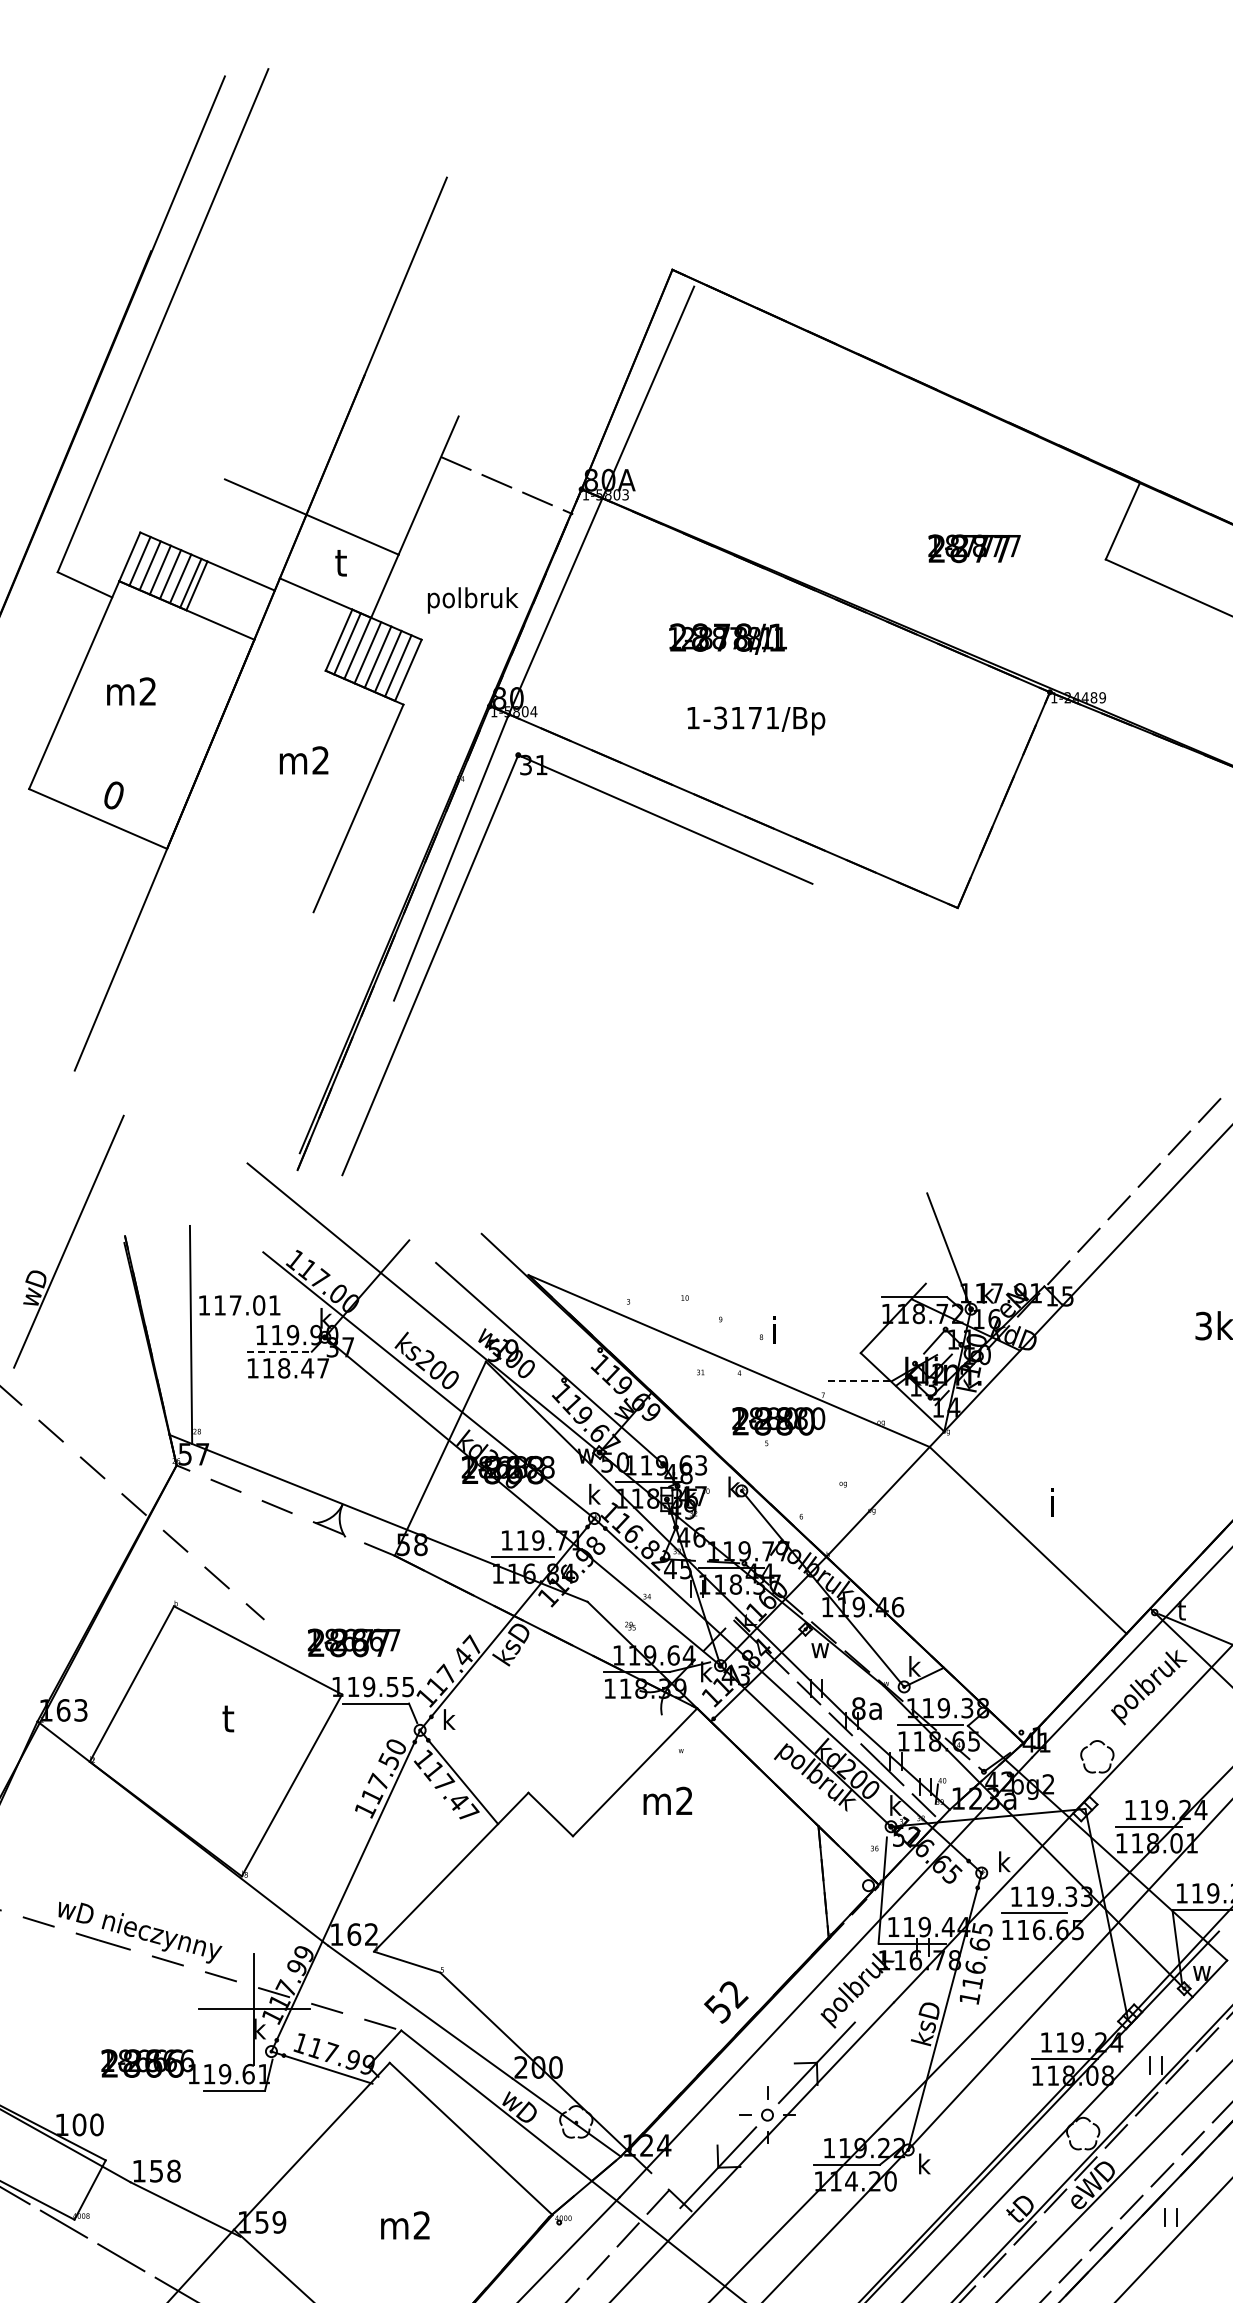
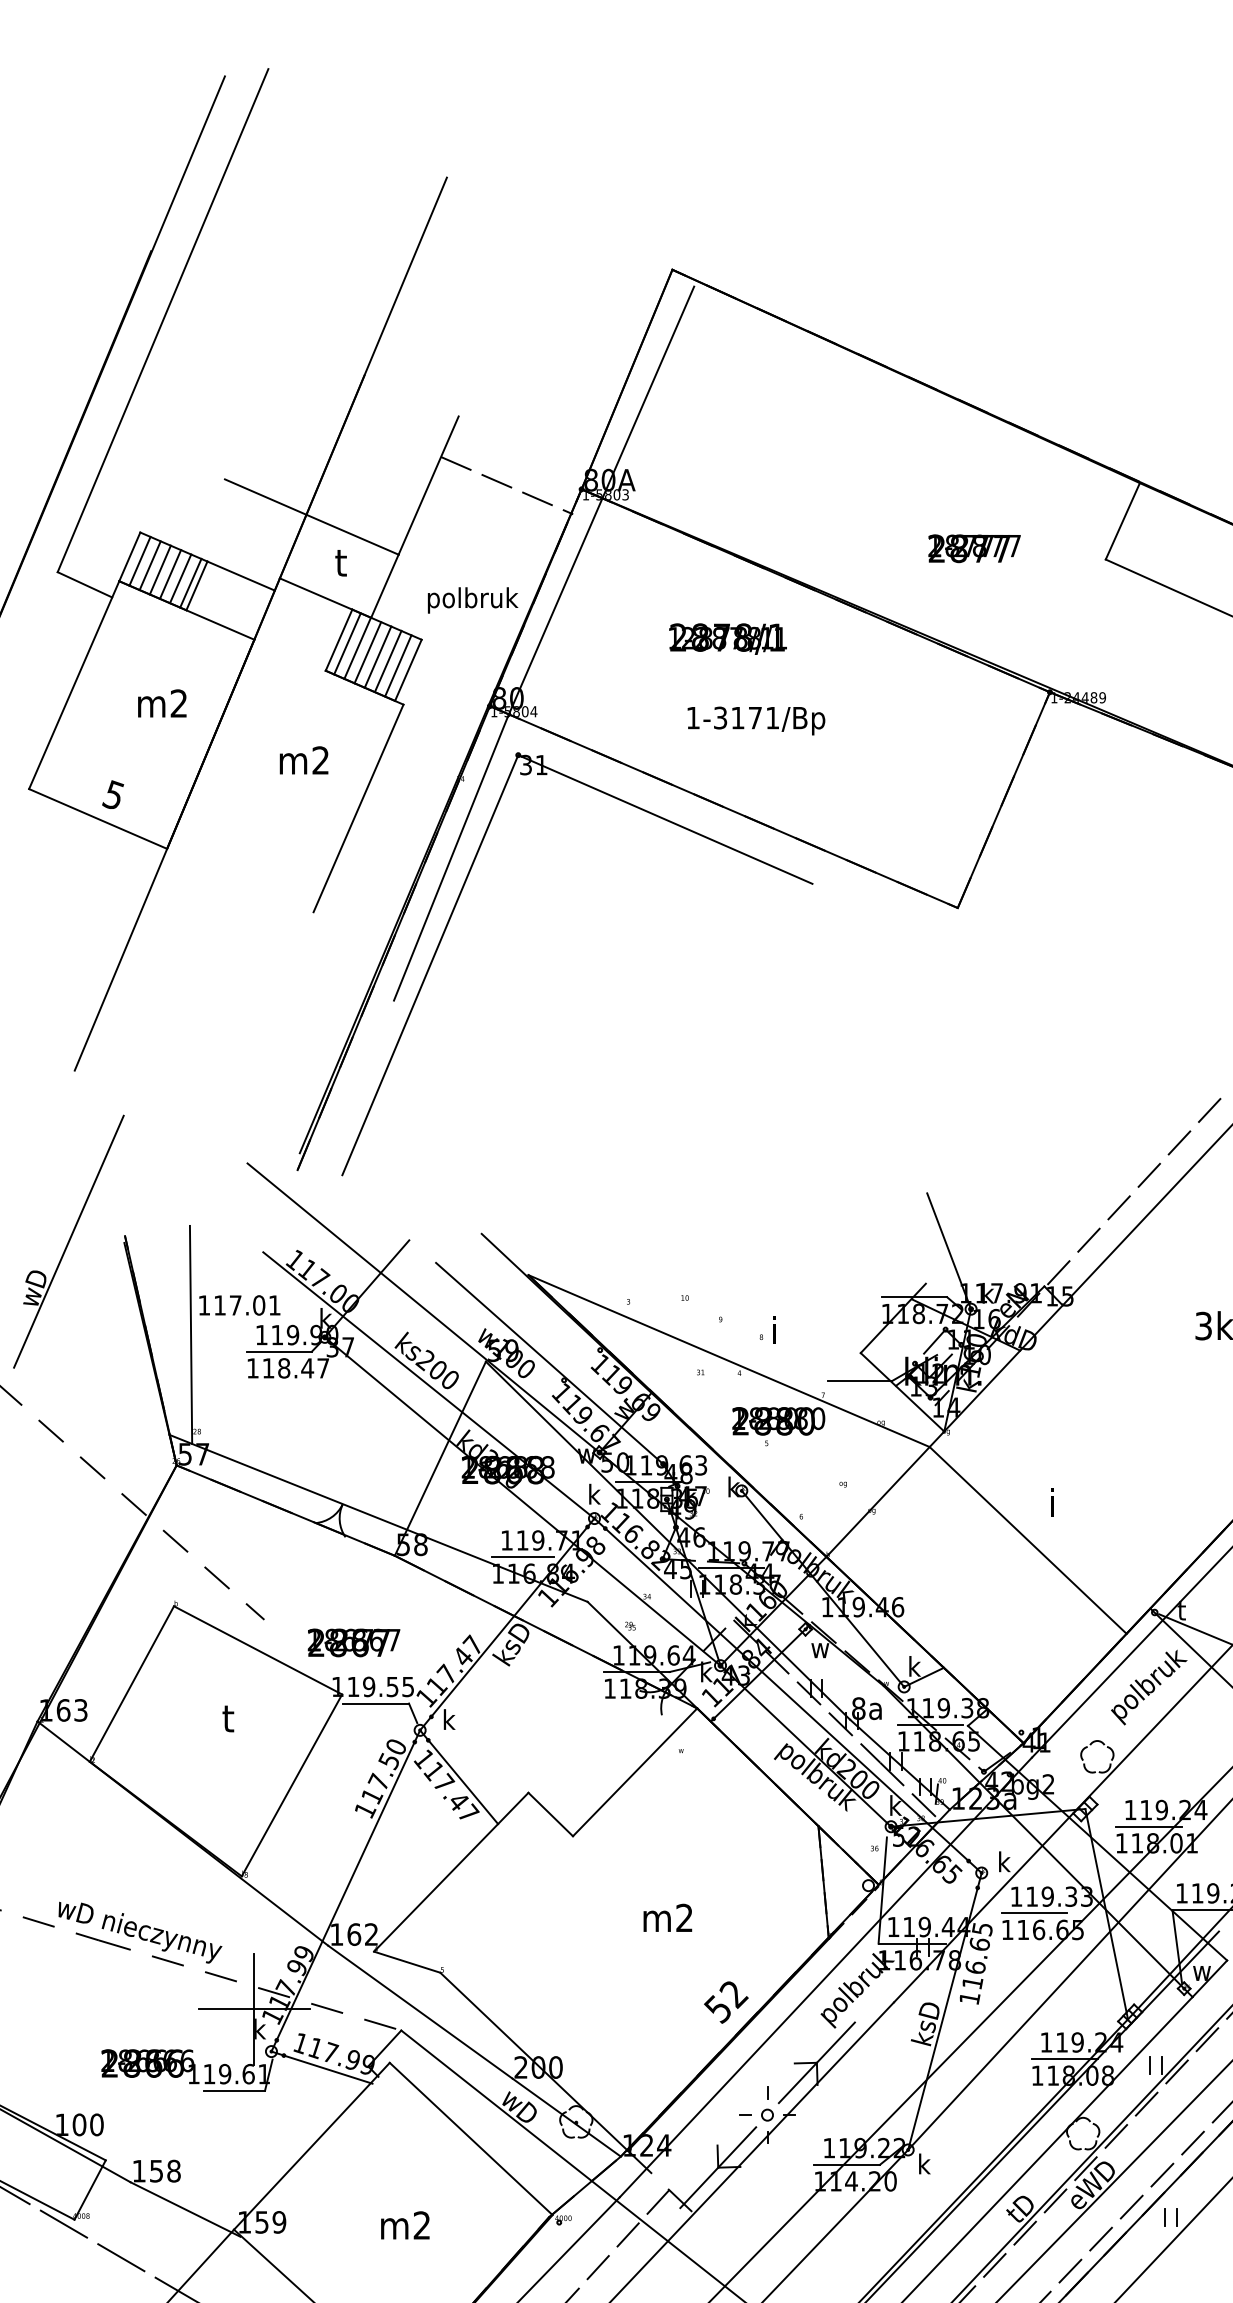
text position: (131, 691) -> (162, 703) (162, 703)
text: 0 -> 5 (113, 794)
line: dashed -> solid (279, 1351)
line: dashed -> solid (860, 1380)
line: none -> present (285, 1510)
text position: (667, 1800) -> (667, 1917) (667, 1917)
